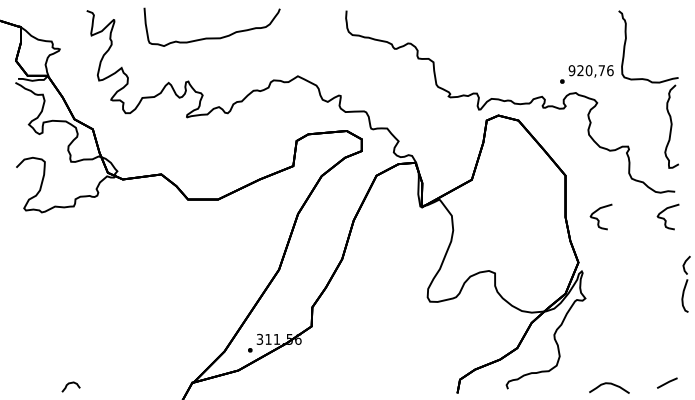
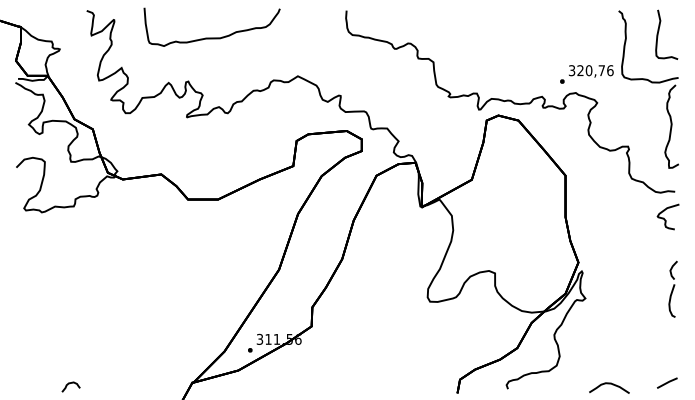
curve: none -> present (659, 31)
text: 920,76 -> 320,76 (571, 70)
curve: present -> none (597, 218)
part position: (685, 283) -> (672, 288) (672, 288)
